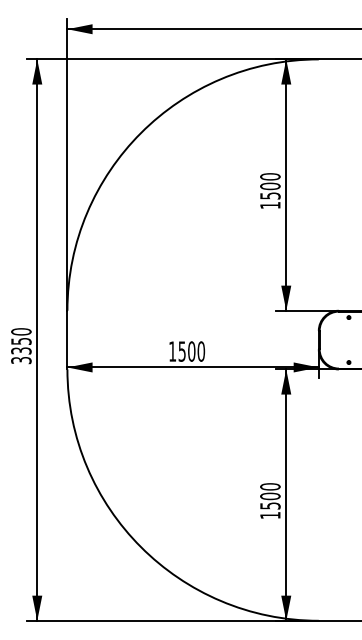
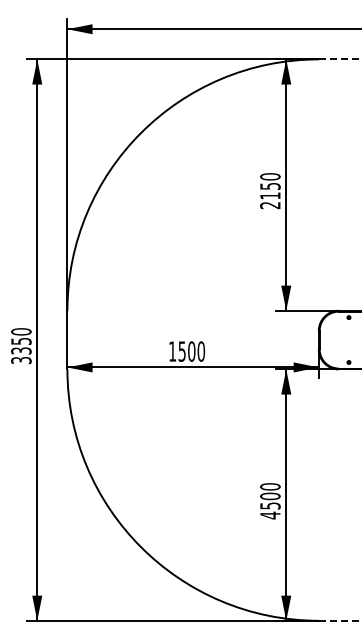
line: solid -> dashed (340, 59)
text: 1500 -> 2150 (270, 195)
text: 1500 -> 4500 (270, 515)
line: solid -> dashed (340, 620)
